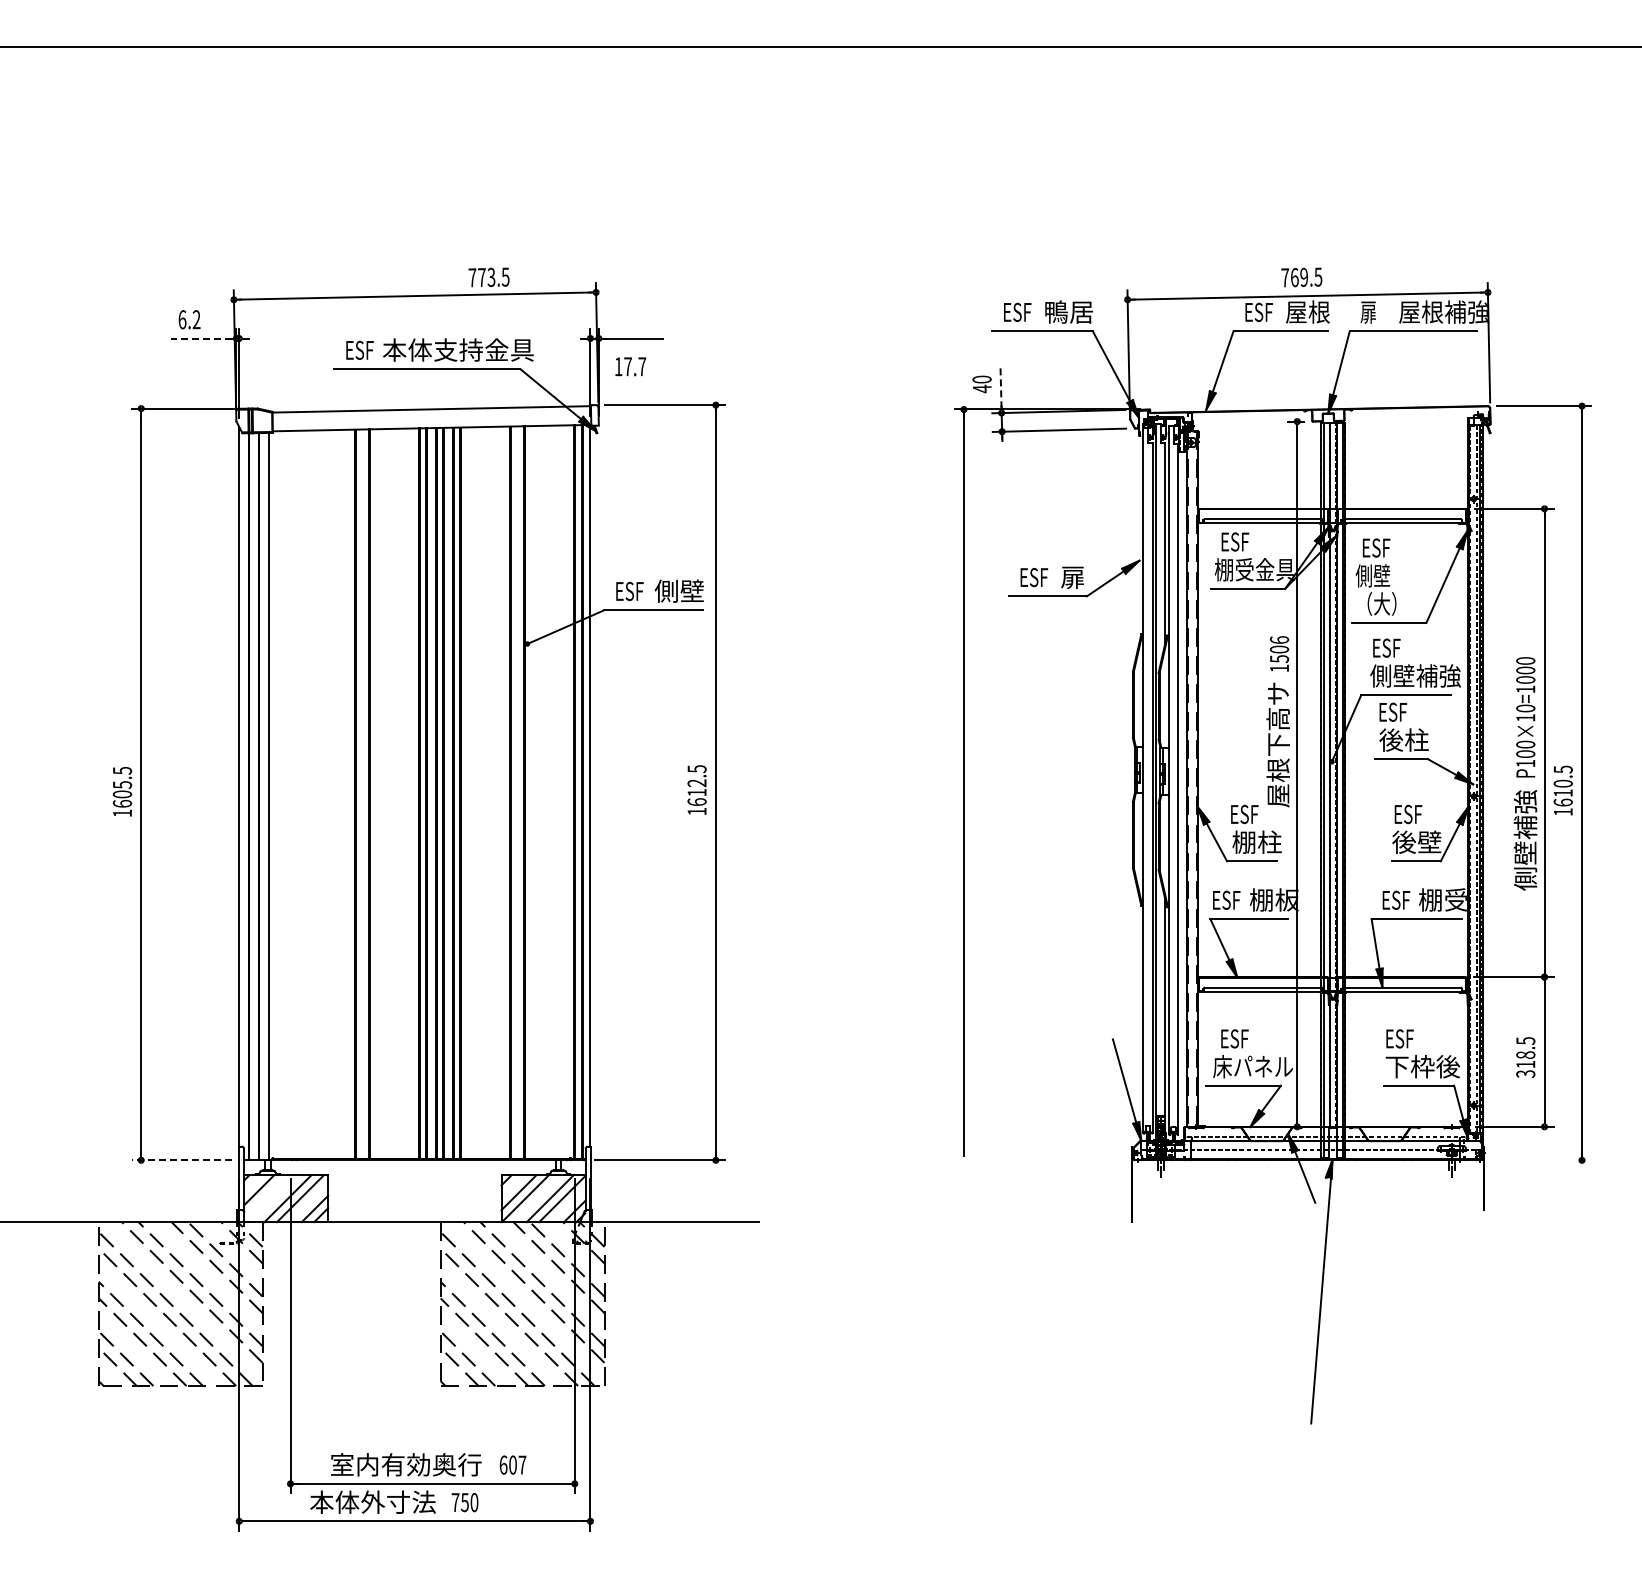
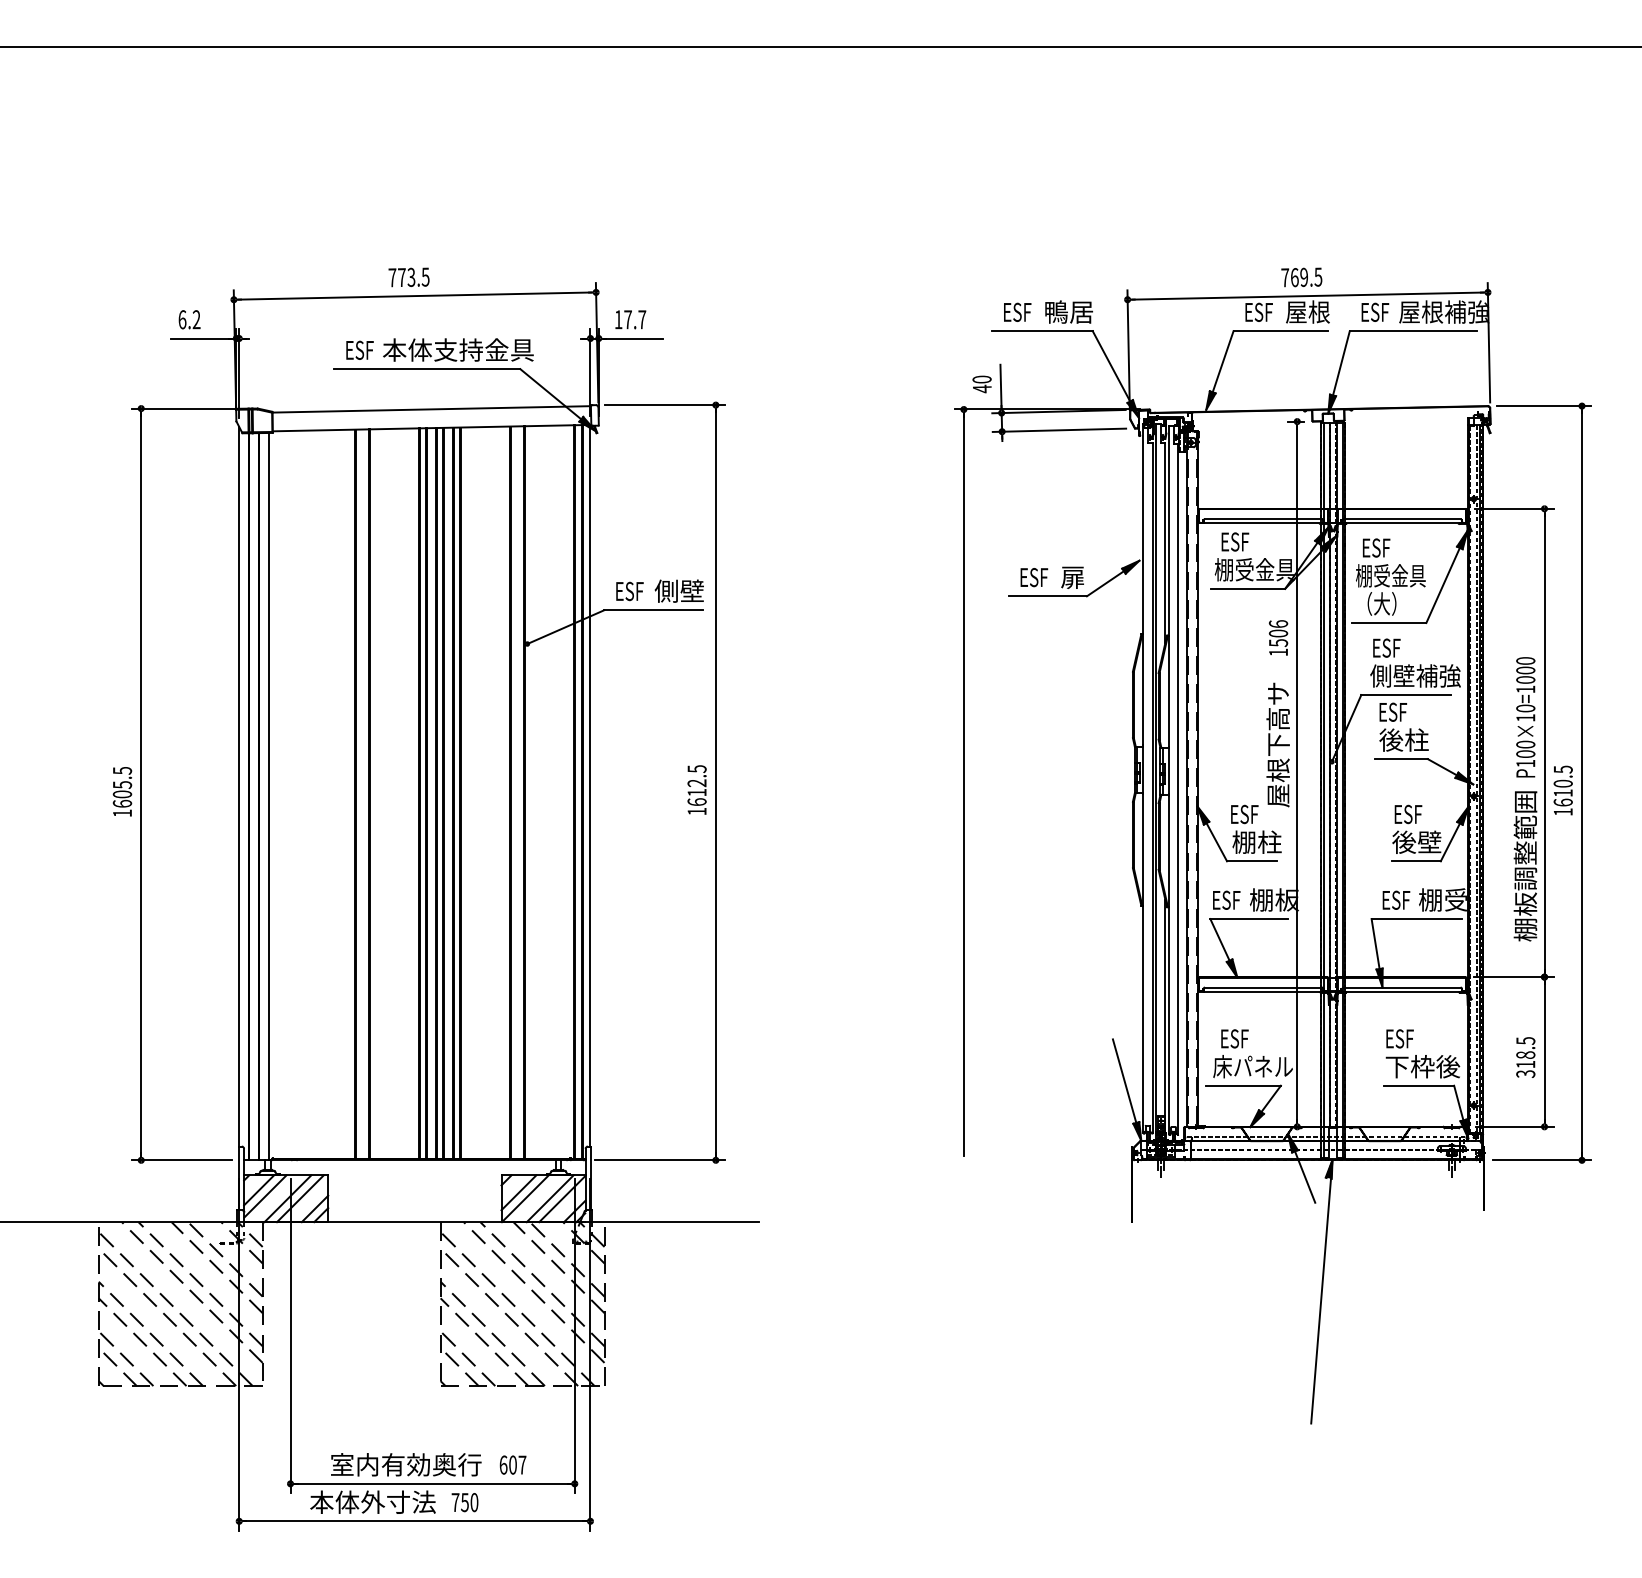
text position: (488, 277) -> (408, 277) (408, 277)
text: 扉 -> ESF (1374, 312)
line: dashed -> solid (200, 338)
text position: (630, 366) -> (630, 319) (630, 319)
line: dashed -> solid (1001, 386)
text: 側壁 -> 棚受金具 (1390, 575)
text position: (1279, 653) -> (1278, 637) (1278, 637)
text: 側壁補強 -> 棚板調整範囲 (1525, 865)
line: dashed -> solid (181, 1160)
line: none -> present (1542, 1160)
line: none -> present (265, 1196)
